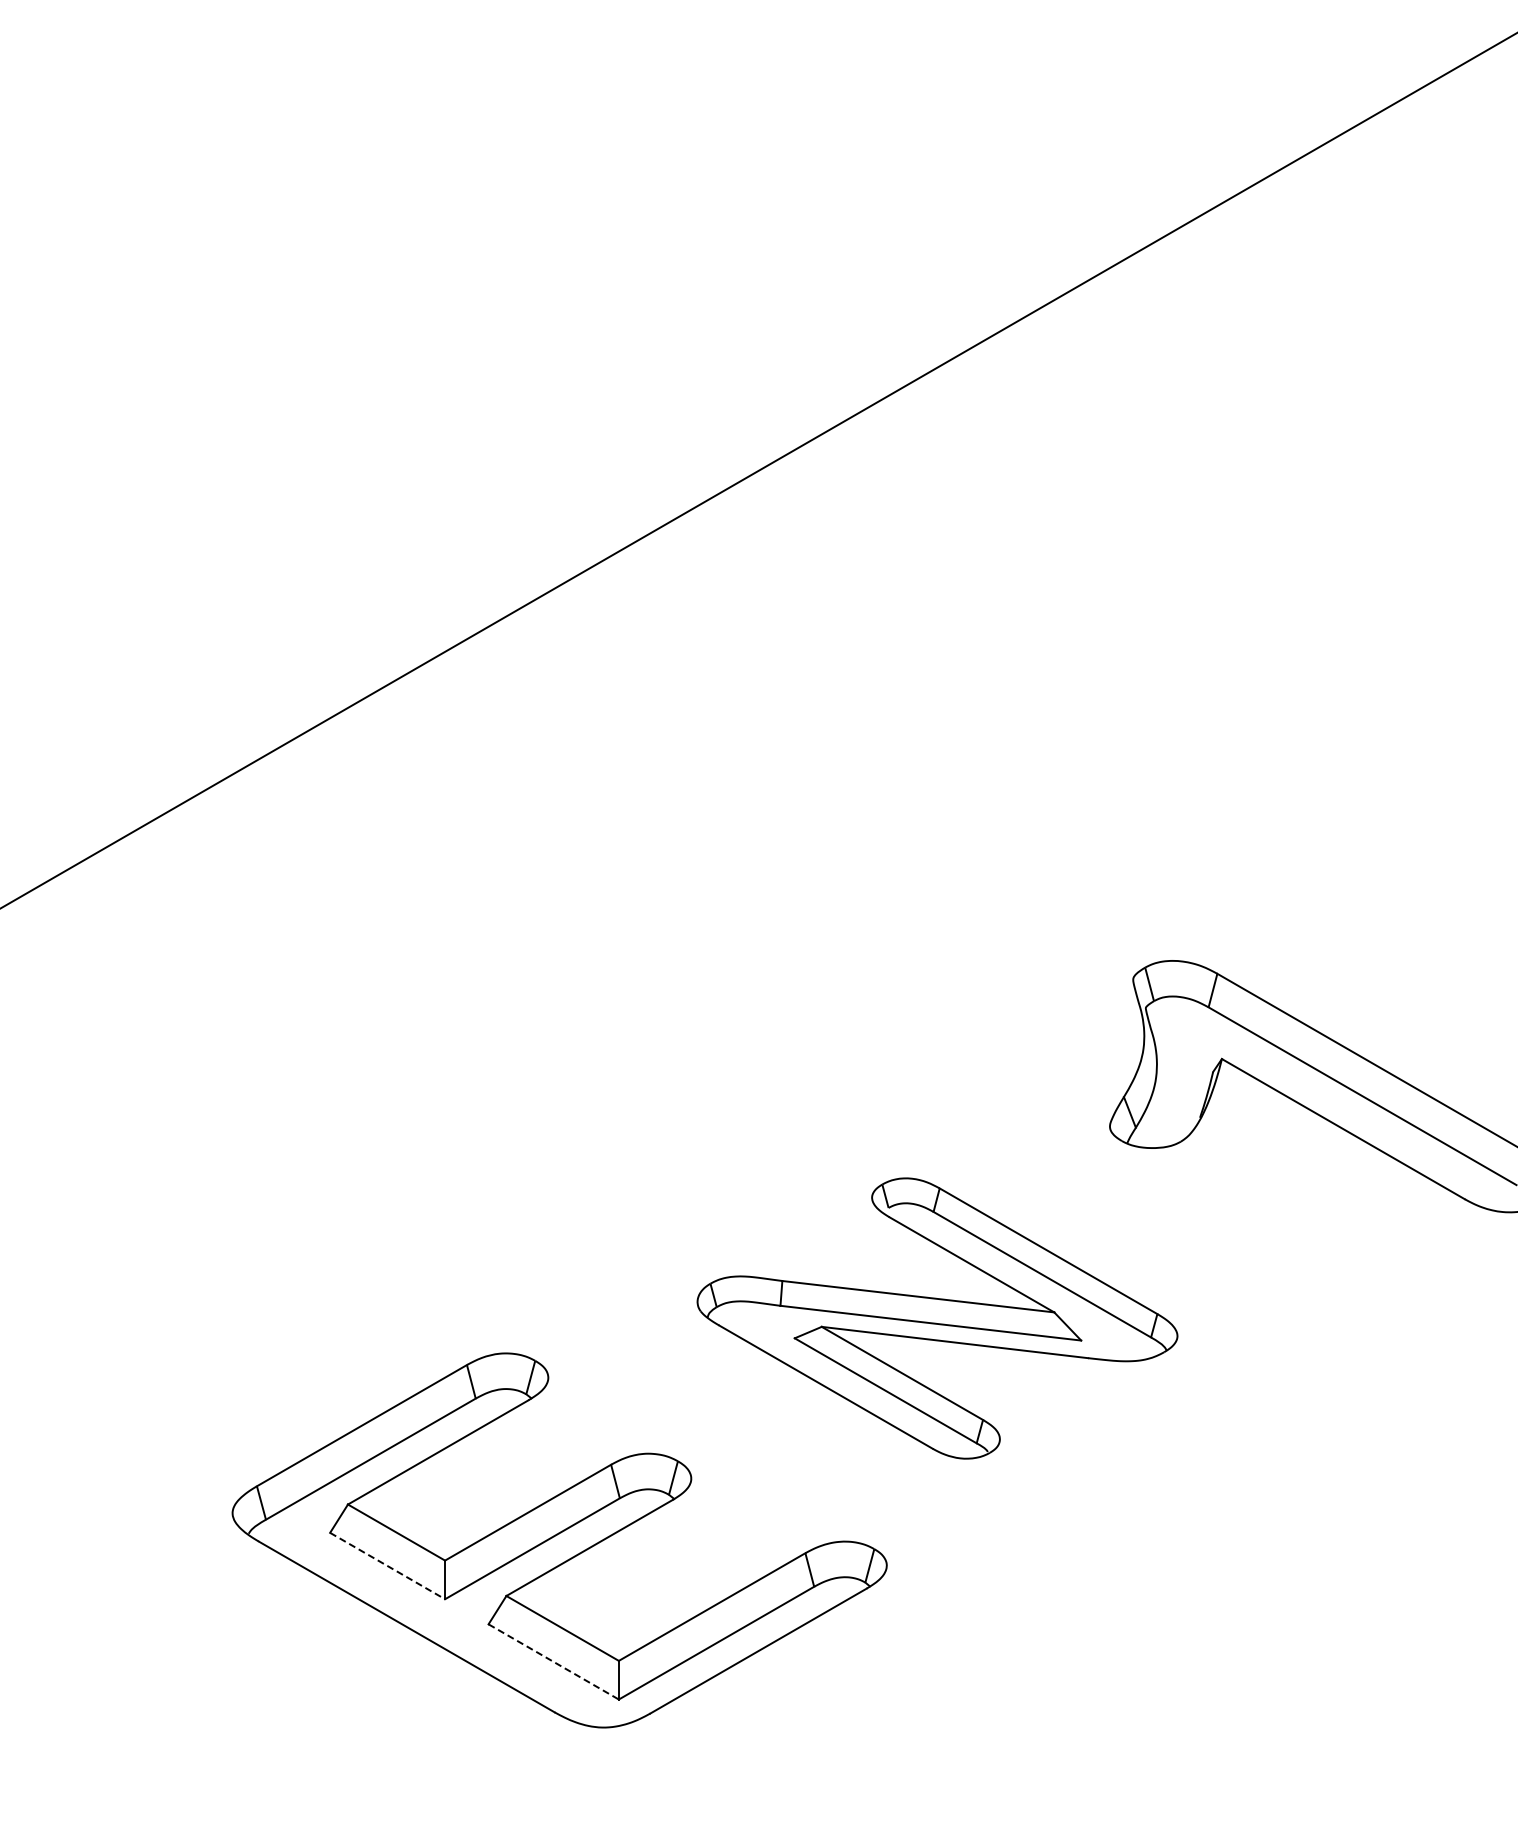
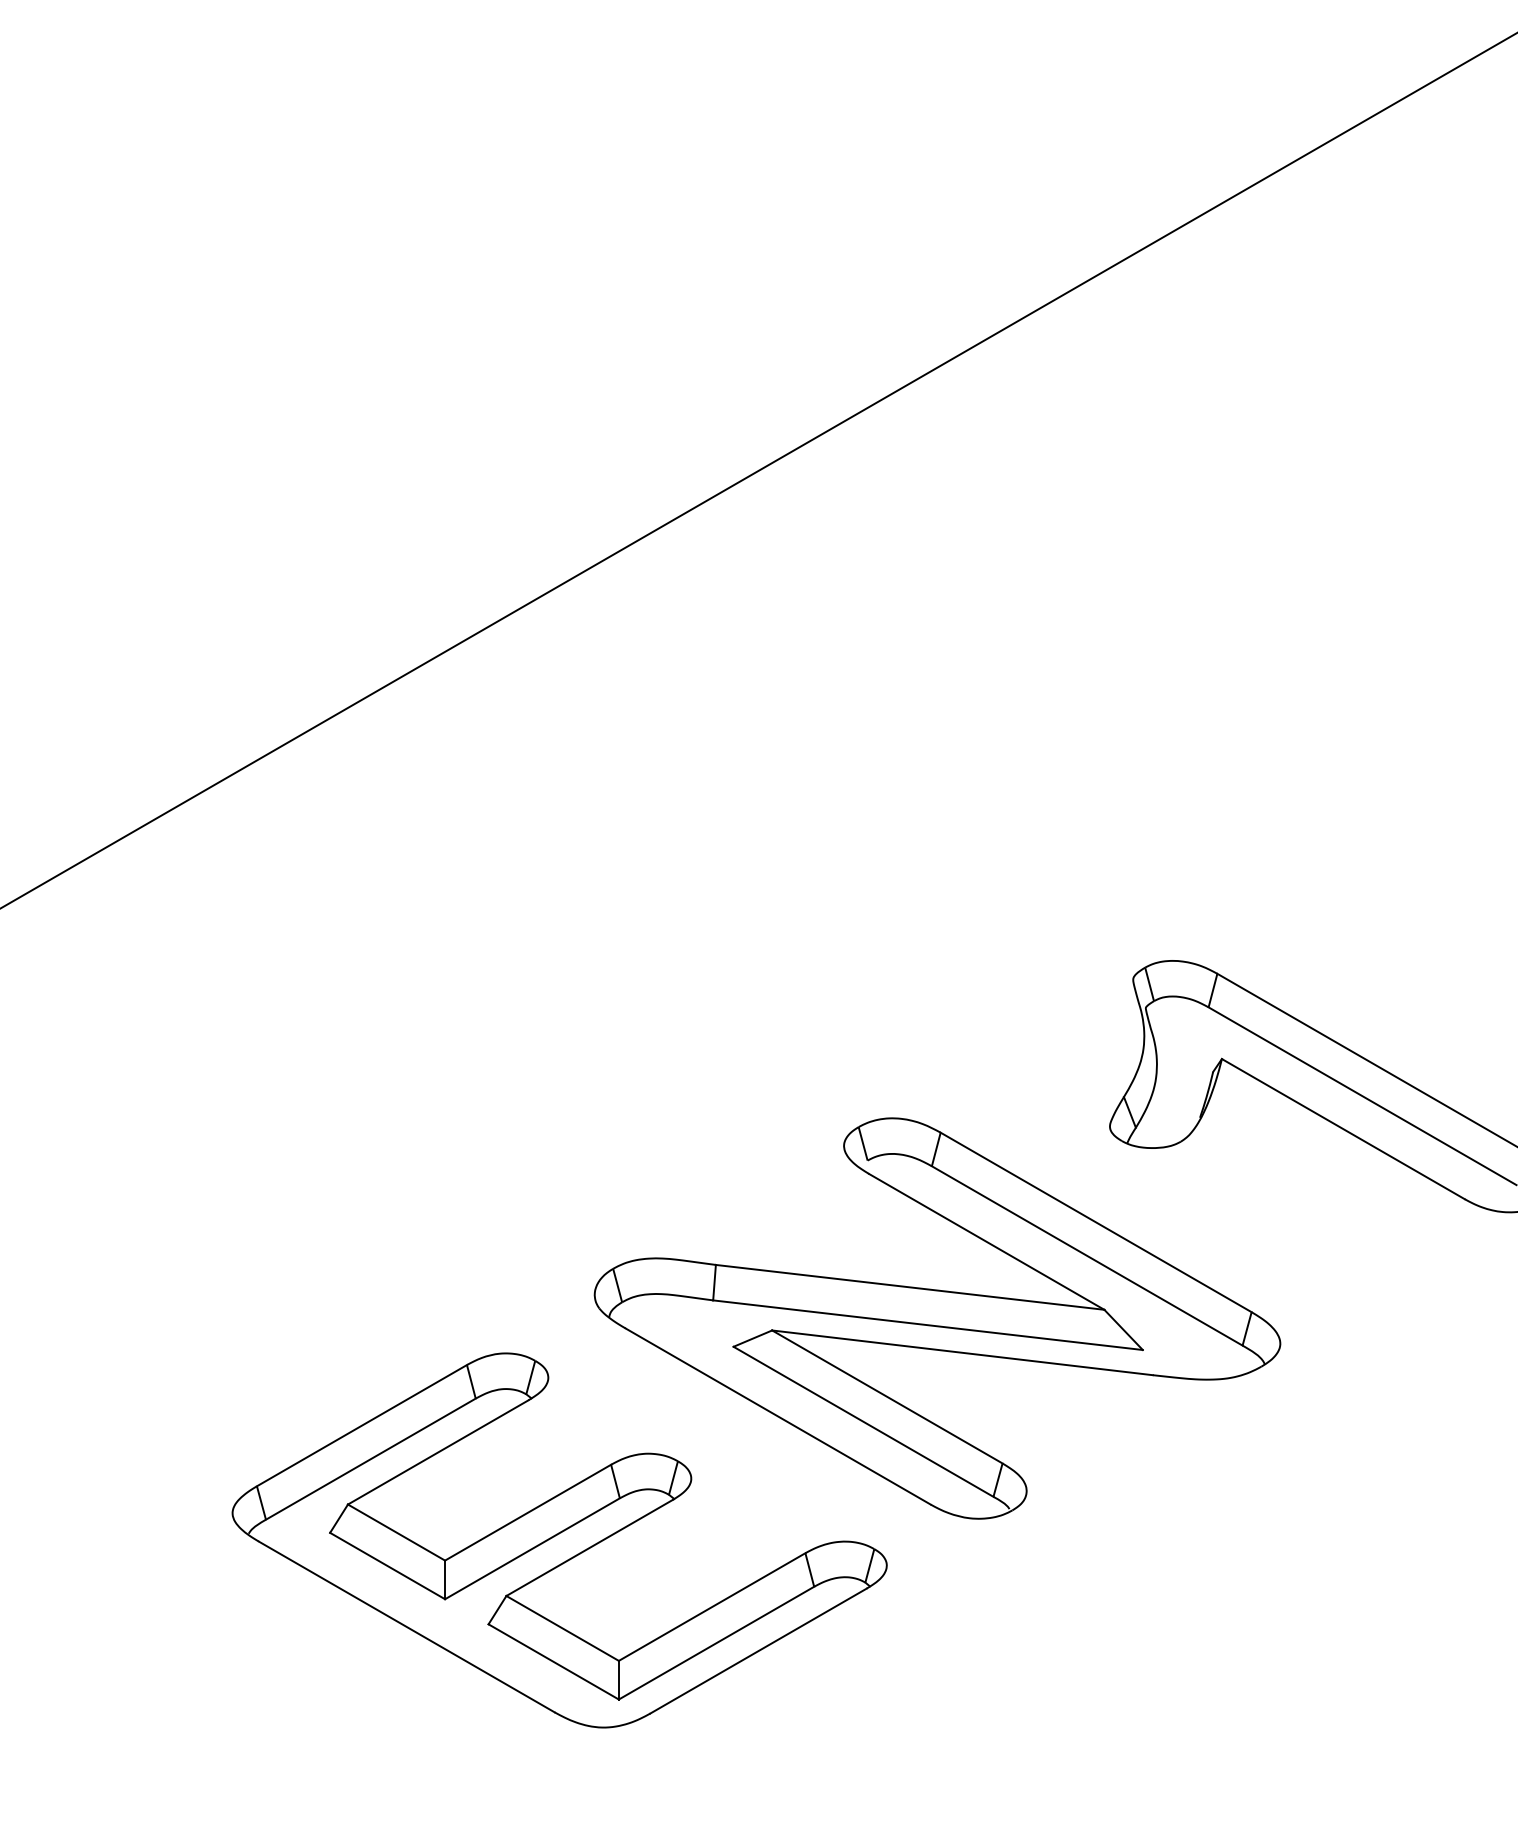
part size: 483x283 px -> 689x403 px (937, 1318)
line: dashed -> solid (388, 1566)
line: dashed -> solid (554, 1662)
